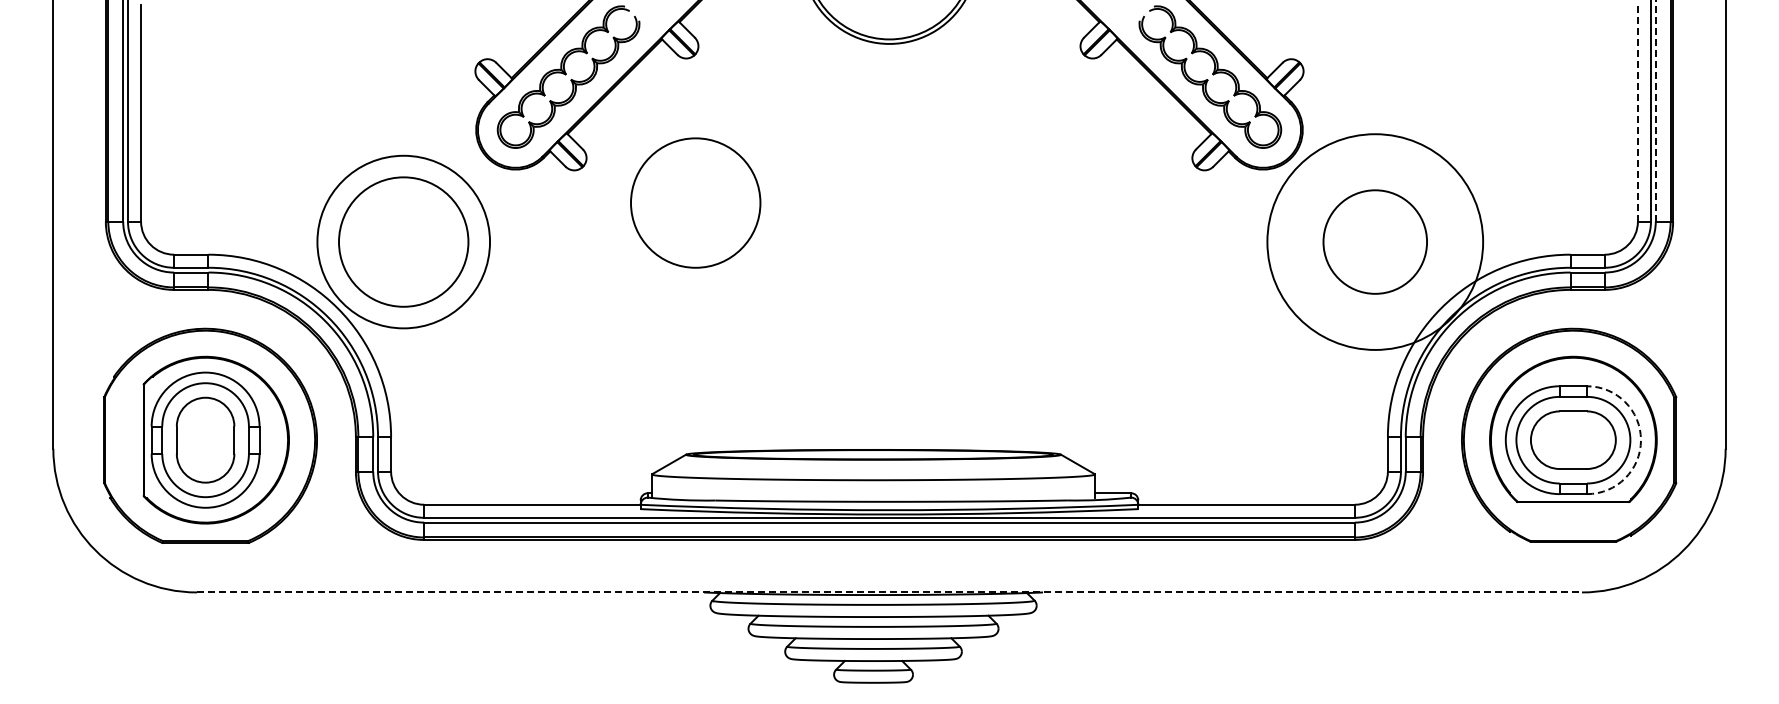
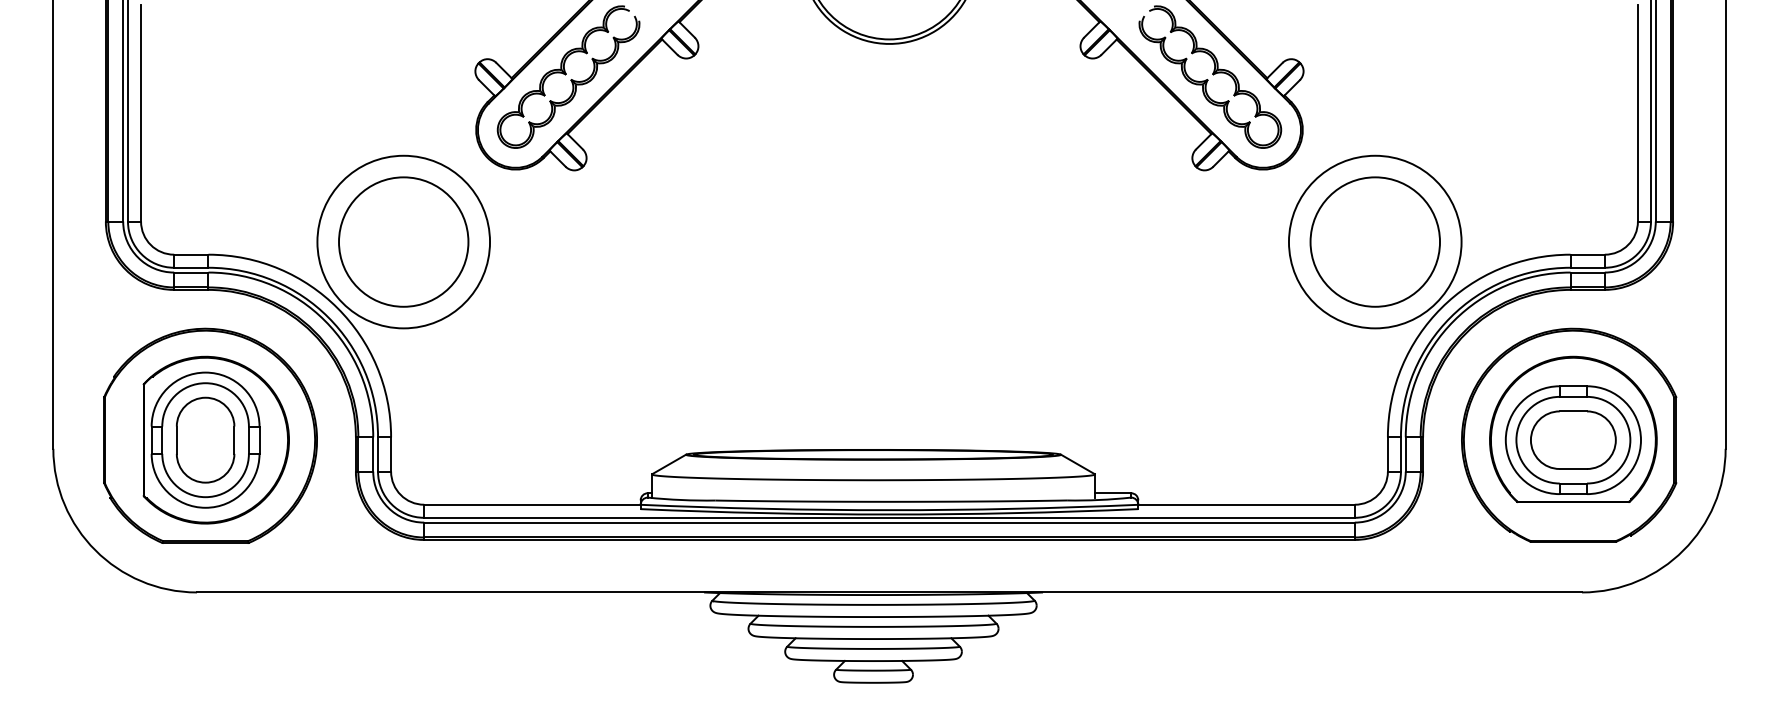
line: dashed -> solid (1655, 110)
line: dashed -> solid (1637, 112)
circle: present -> none (695, 202)
circle diameter: 104 px -> 129 px (1375, 241)
circle diameter: 216 px -> 173 px (1374, 241)
arc: dashed -> solid (1640, 440)
line: dashed -> solid (889, 592)
